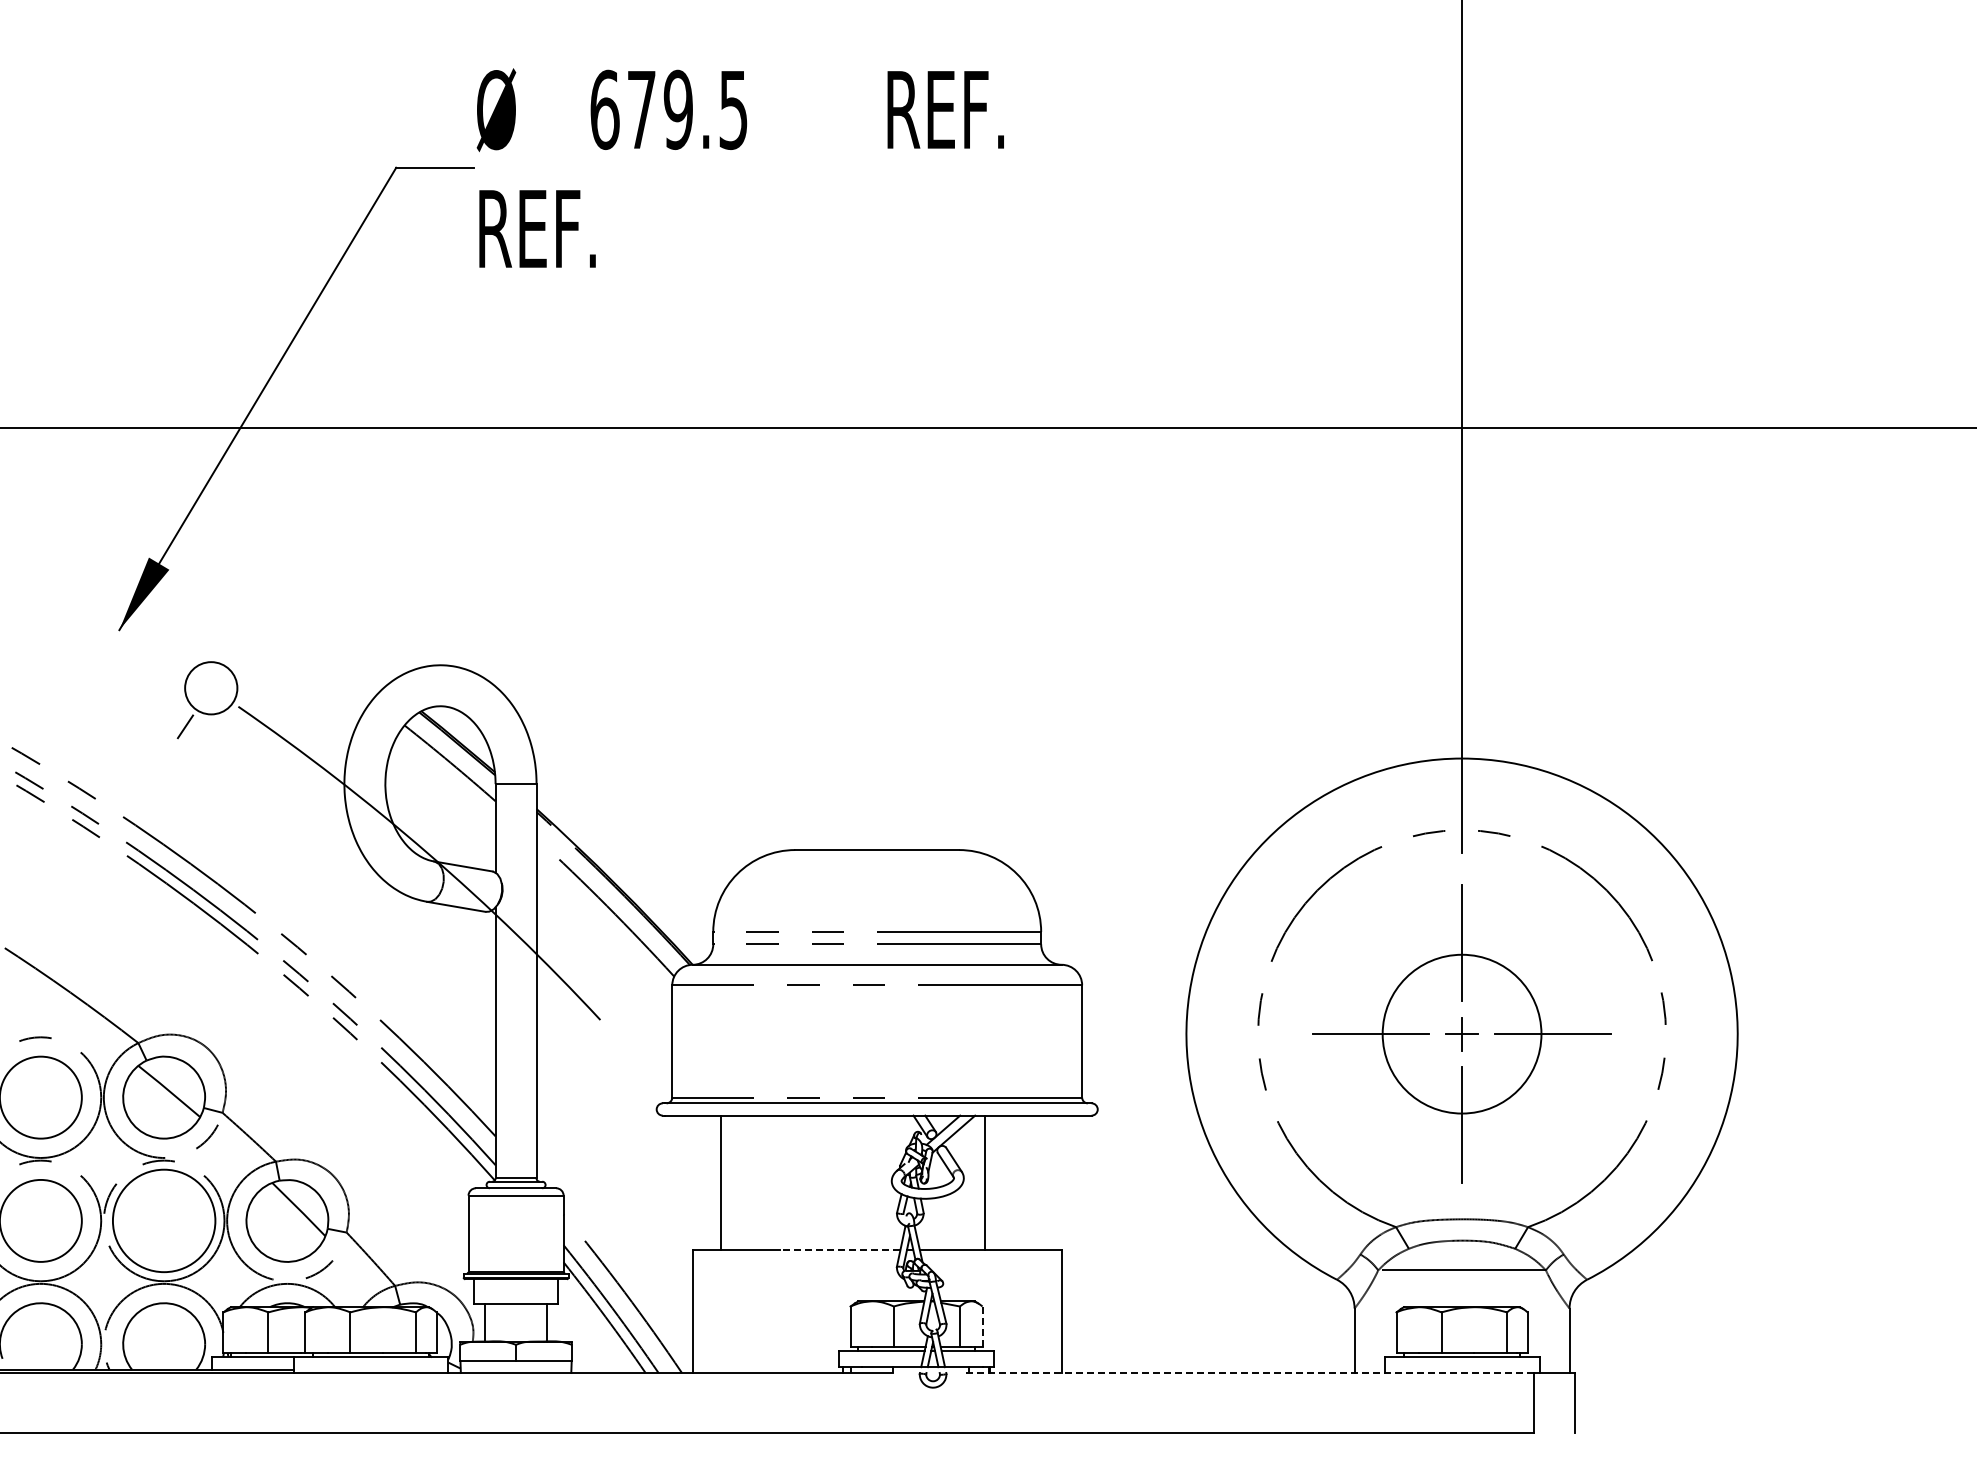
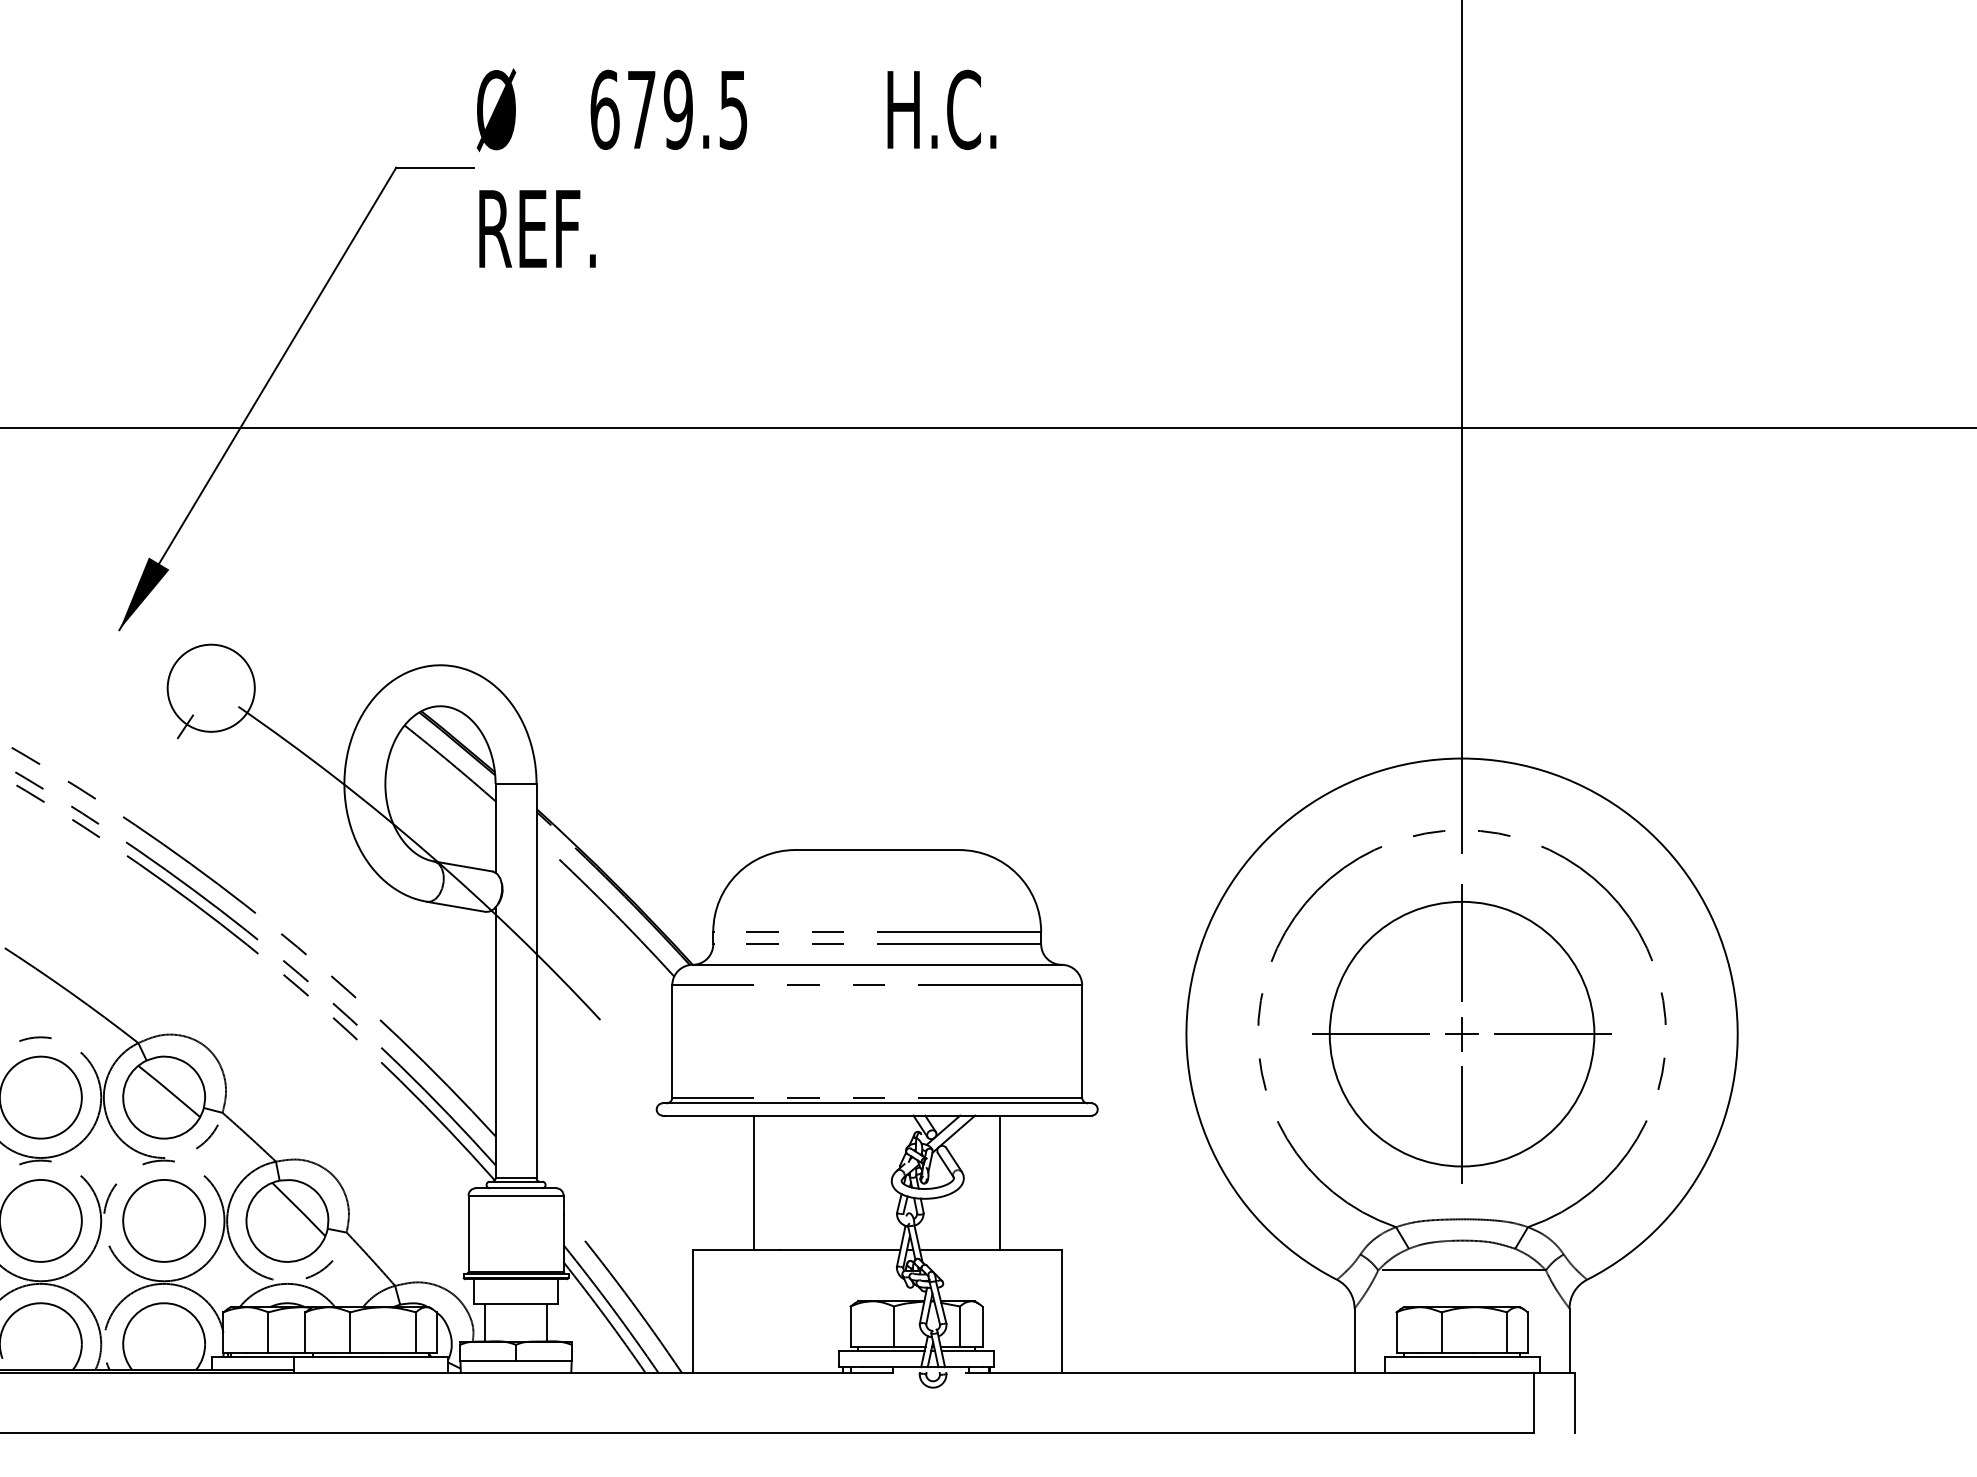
text: REF. -> H.C. (948, 109)
circle diameter: 52 px -> 87 px (210, 687)
circle diameter: 159 px -> 265 px (1461, 1033)
line position: (720, 1182) -> (753, 1182) (753, 1182)
line position: (985, 1182) -> (1000, 1182) (1000, 1182)
circle diameter: 102 px -> 82 px (164, 1220)
line: dashed -> solid (839, 1250)
line: dashed -> solid (982, 1326)
line: dashed -> solid (1250, 1373)
